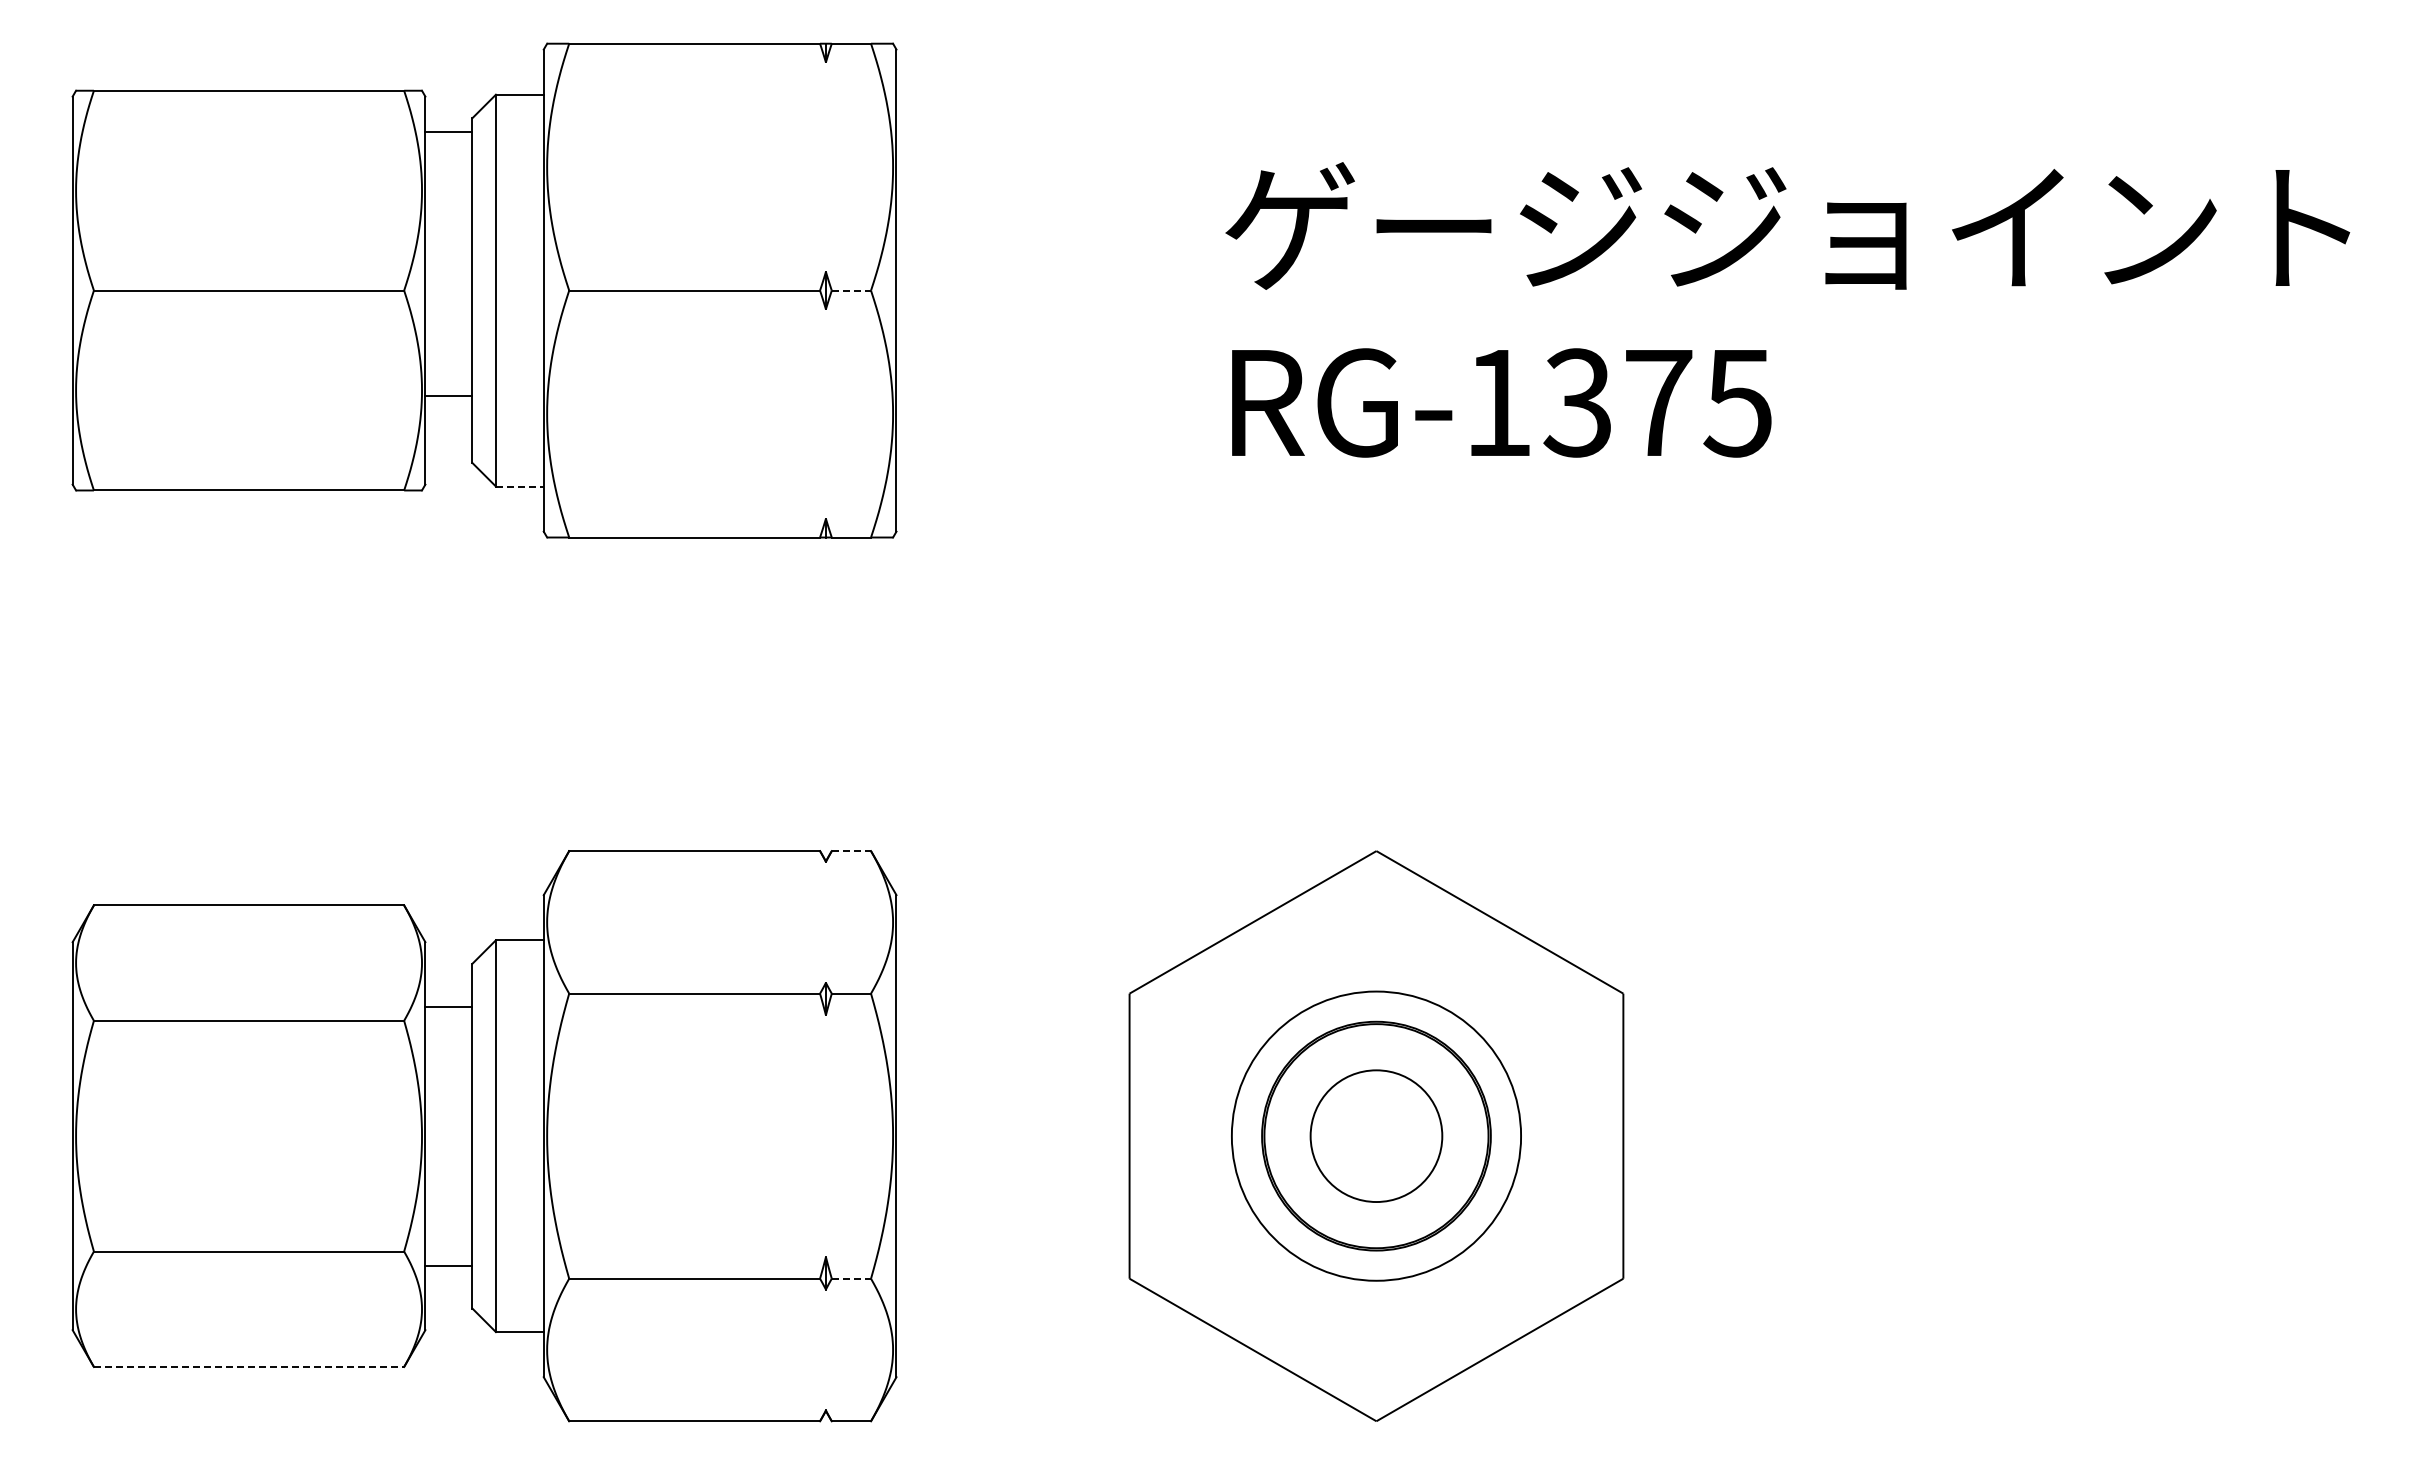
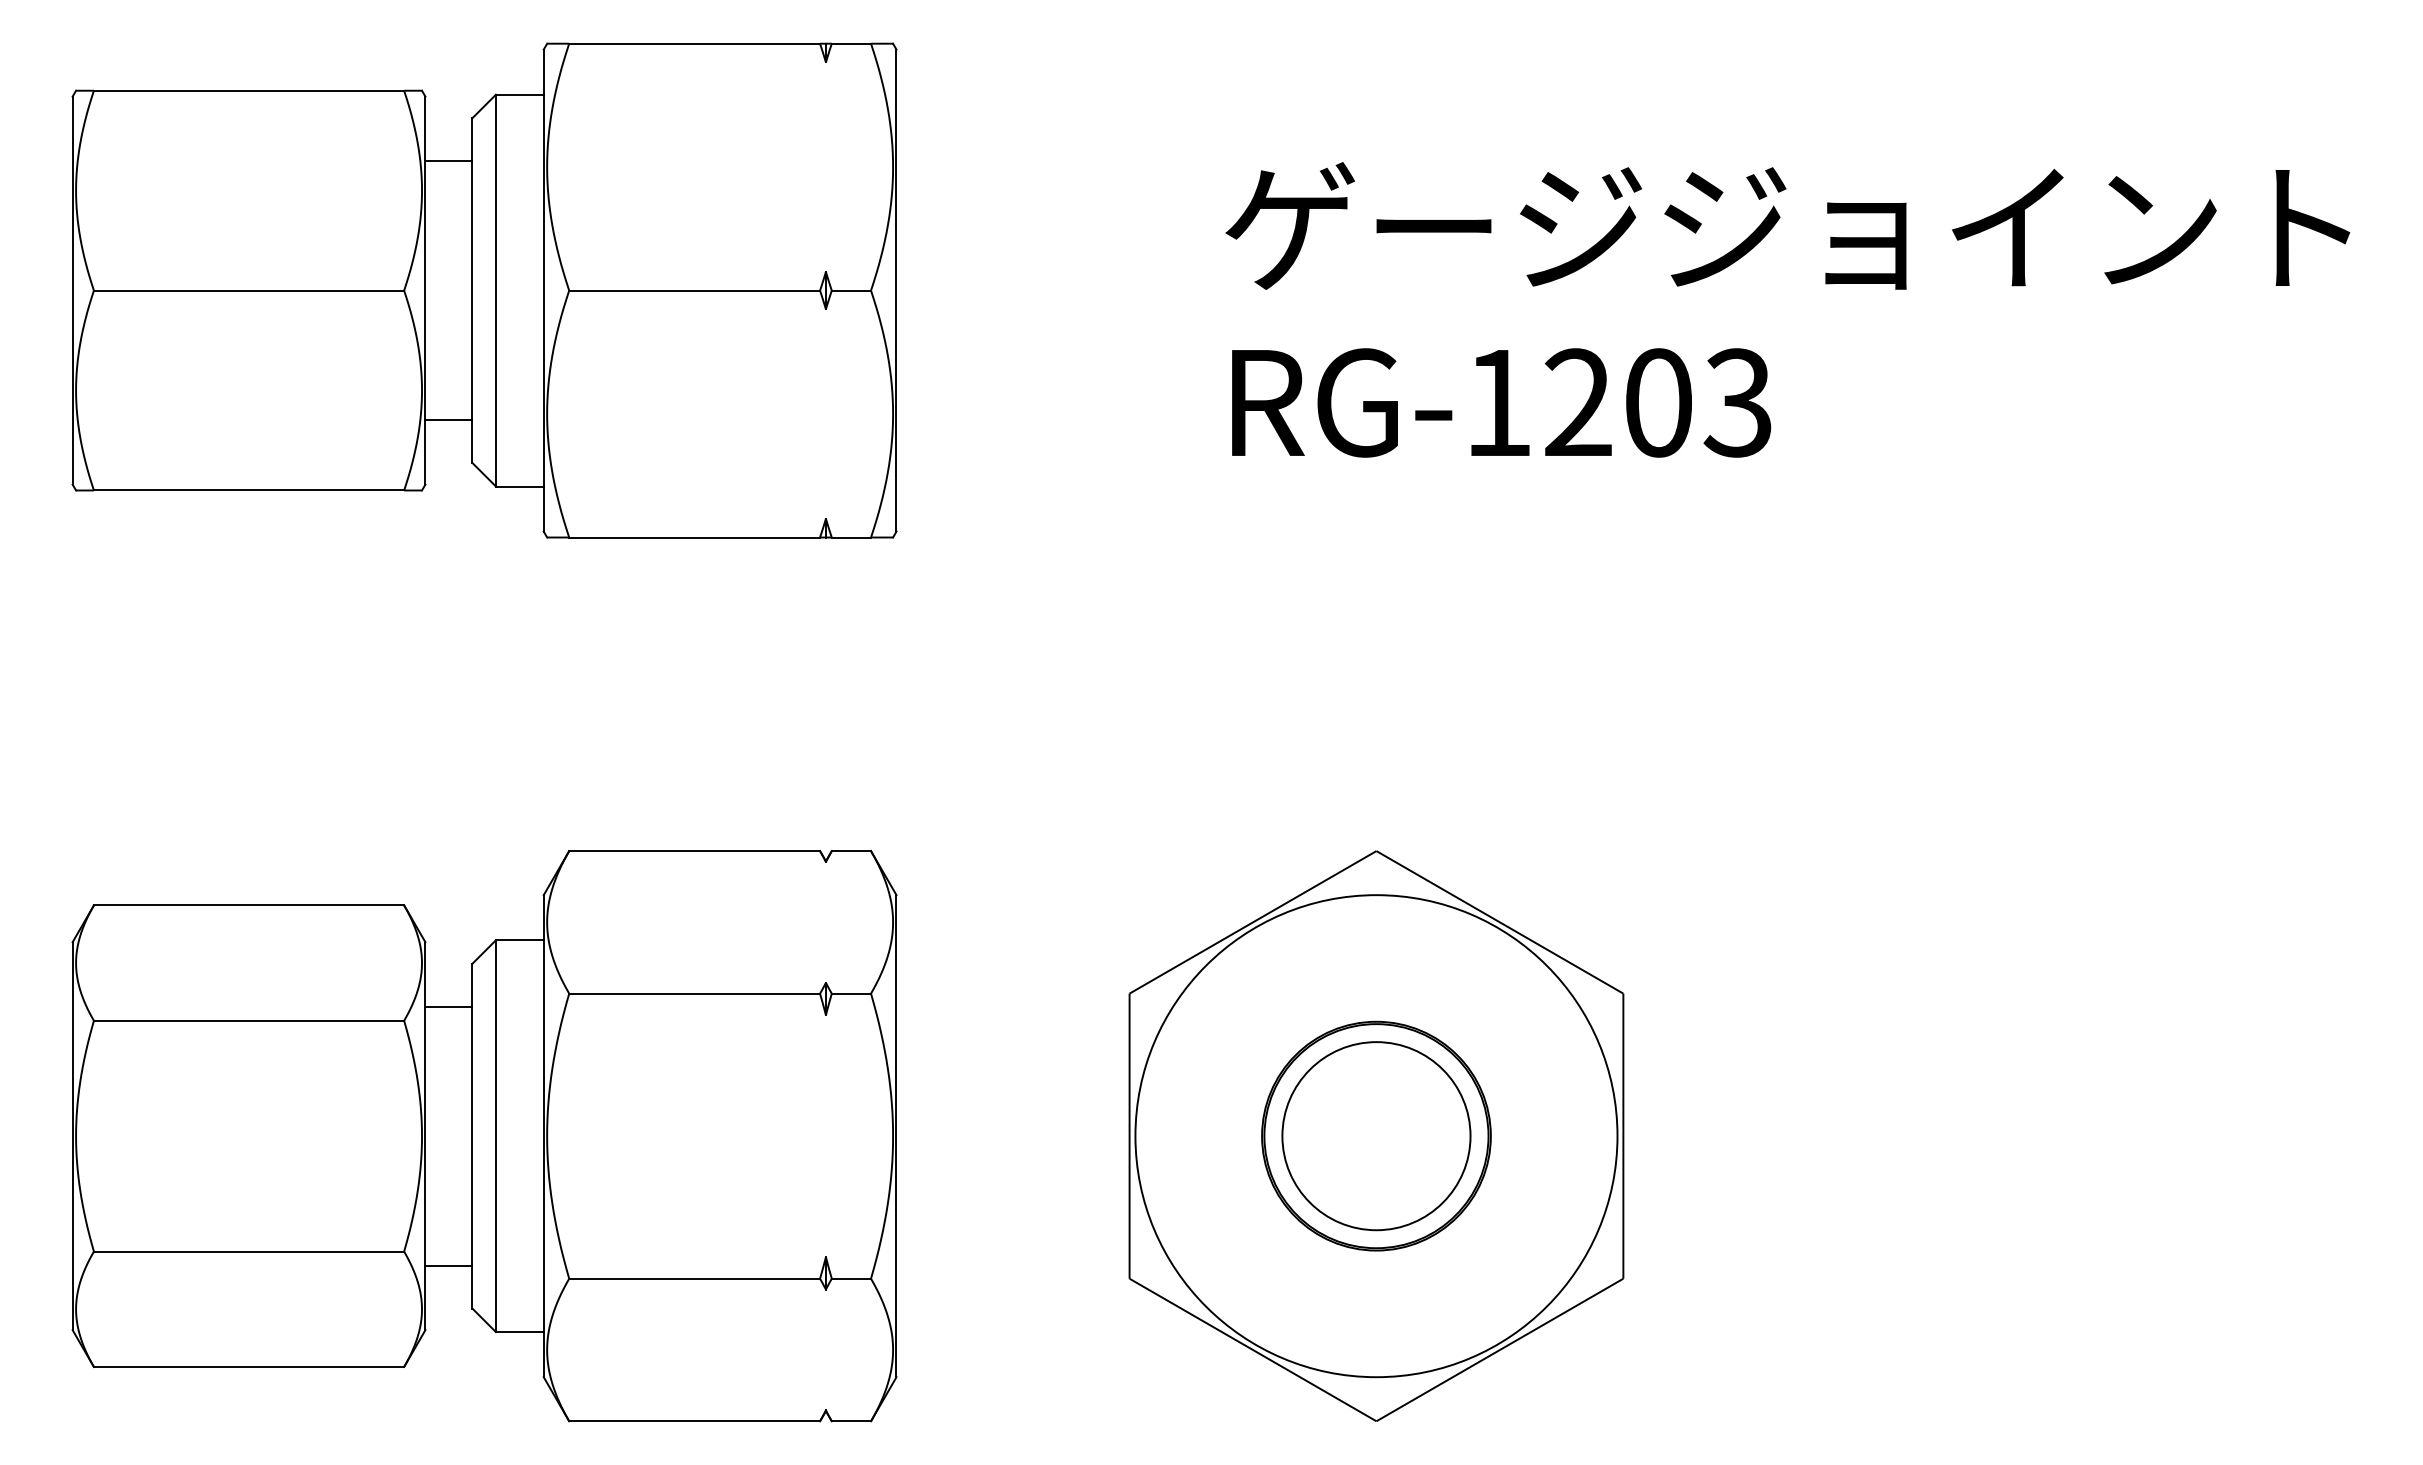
line position: (448, 132) -> (448, 161) (448, 161)
line: dashed -> solid (851, 290)
line position: (448, 395) -> (448, 419) (448, 419)
text: RG-1375 -> RG-1203 (1657, 402)
line: dashed -> solid (519, 486)
line: dashed -> solid (851, 851)
circle diameter: 289 px -> 482 px (1376, 1136)
circle diameter: 132 px -> 188 px (1376, 1136)
line: dashed -> solid (851, 1278)
line: dashed -> solid (249, 1366)
